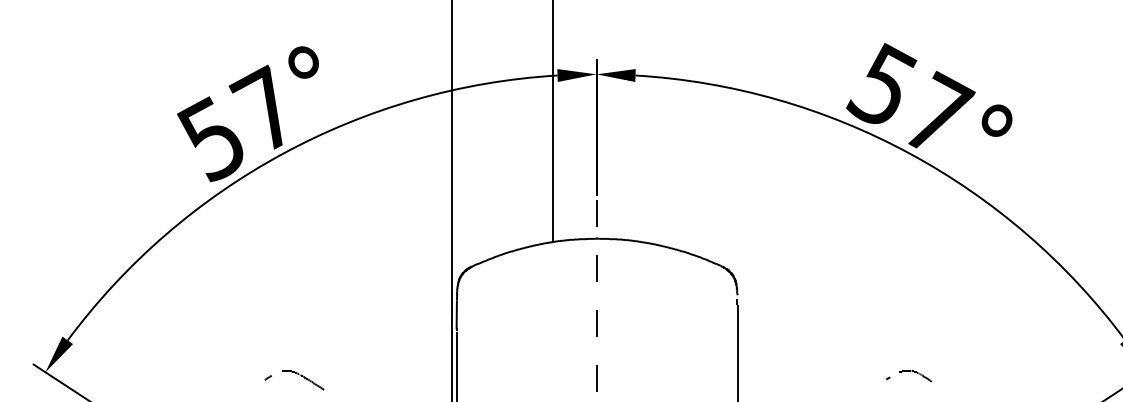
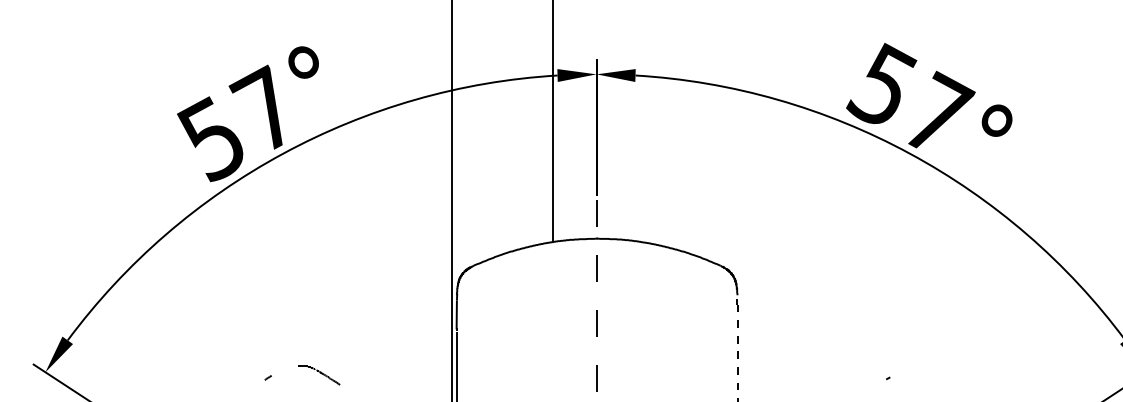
line: solid -> dashed (737, 353)
part: present -> none (915, 376)
part position: (303, 380) -> (319, 375) (319, 375)
